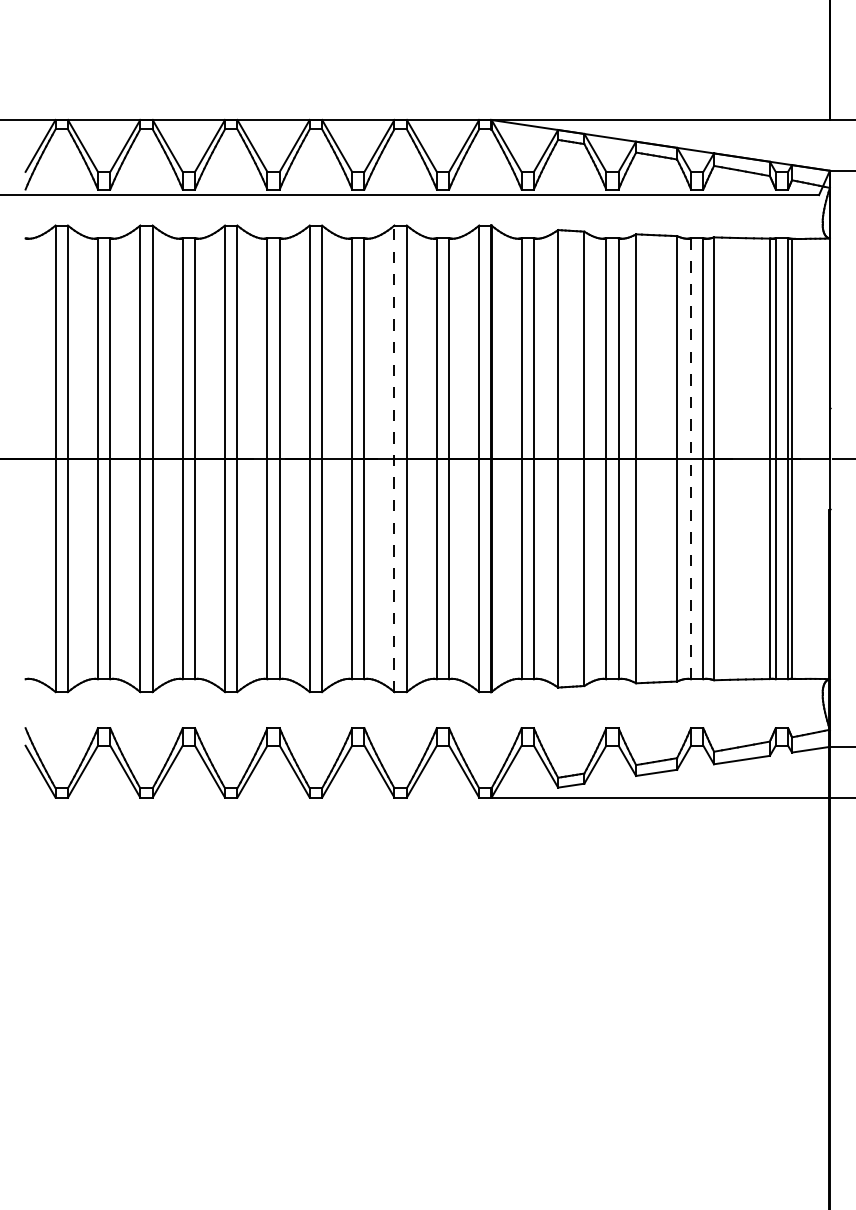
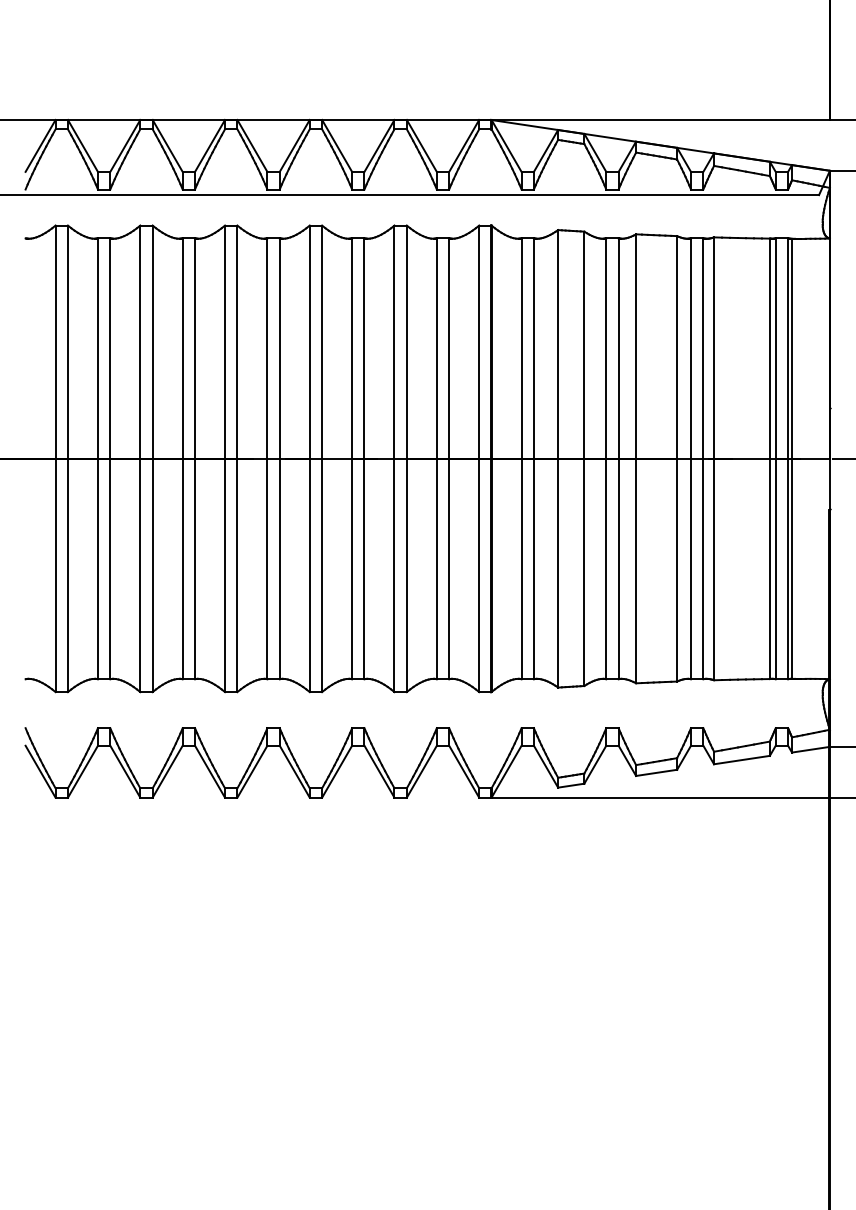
line: dashed -> solid (394, 458)
line: dashed -> solid (691, 458)
